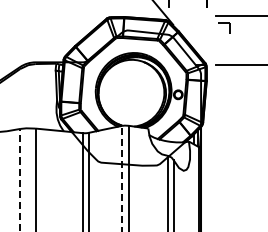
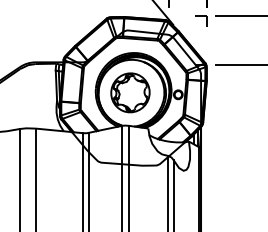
part position: (224, 27) -> (201, 20) (201, 20)
part: none -> present (130, 92)
line: dashed -> solid (122, 178)
line: dashed -> solid (20, 179)
